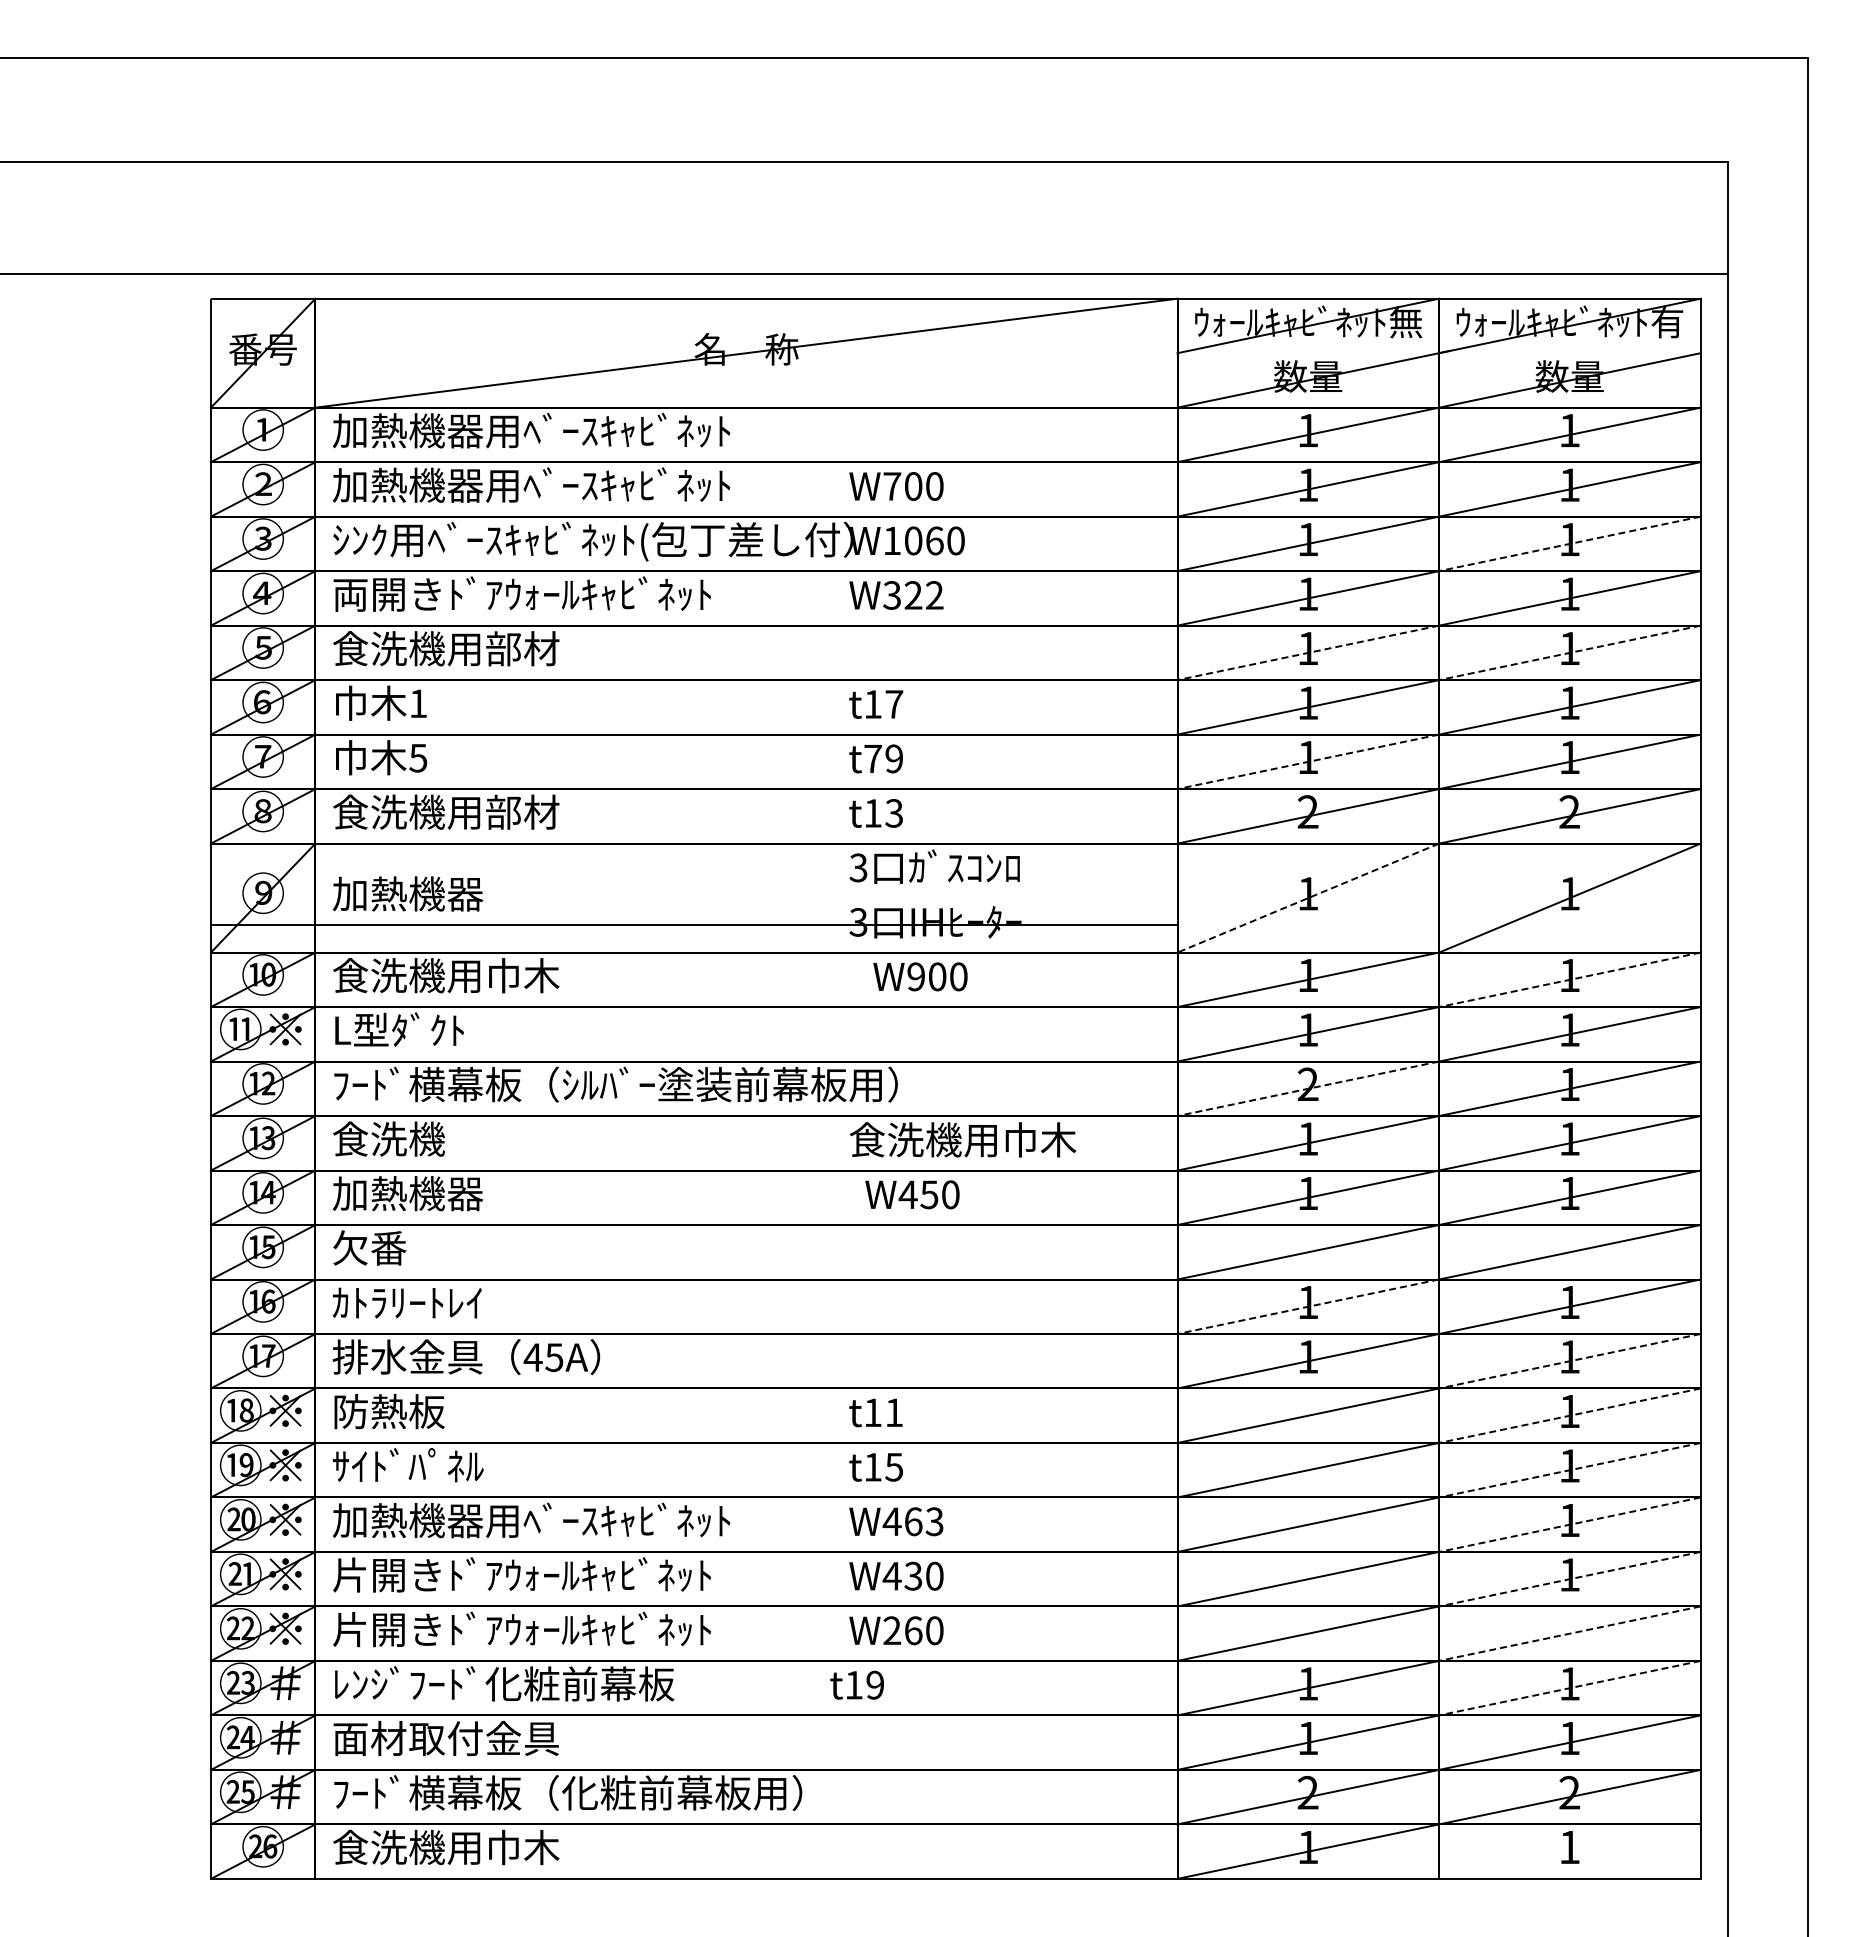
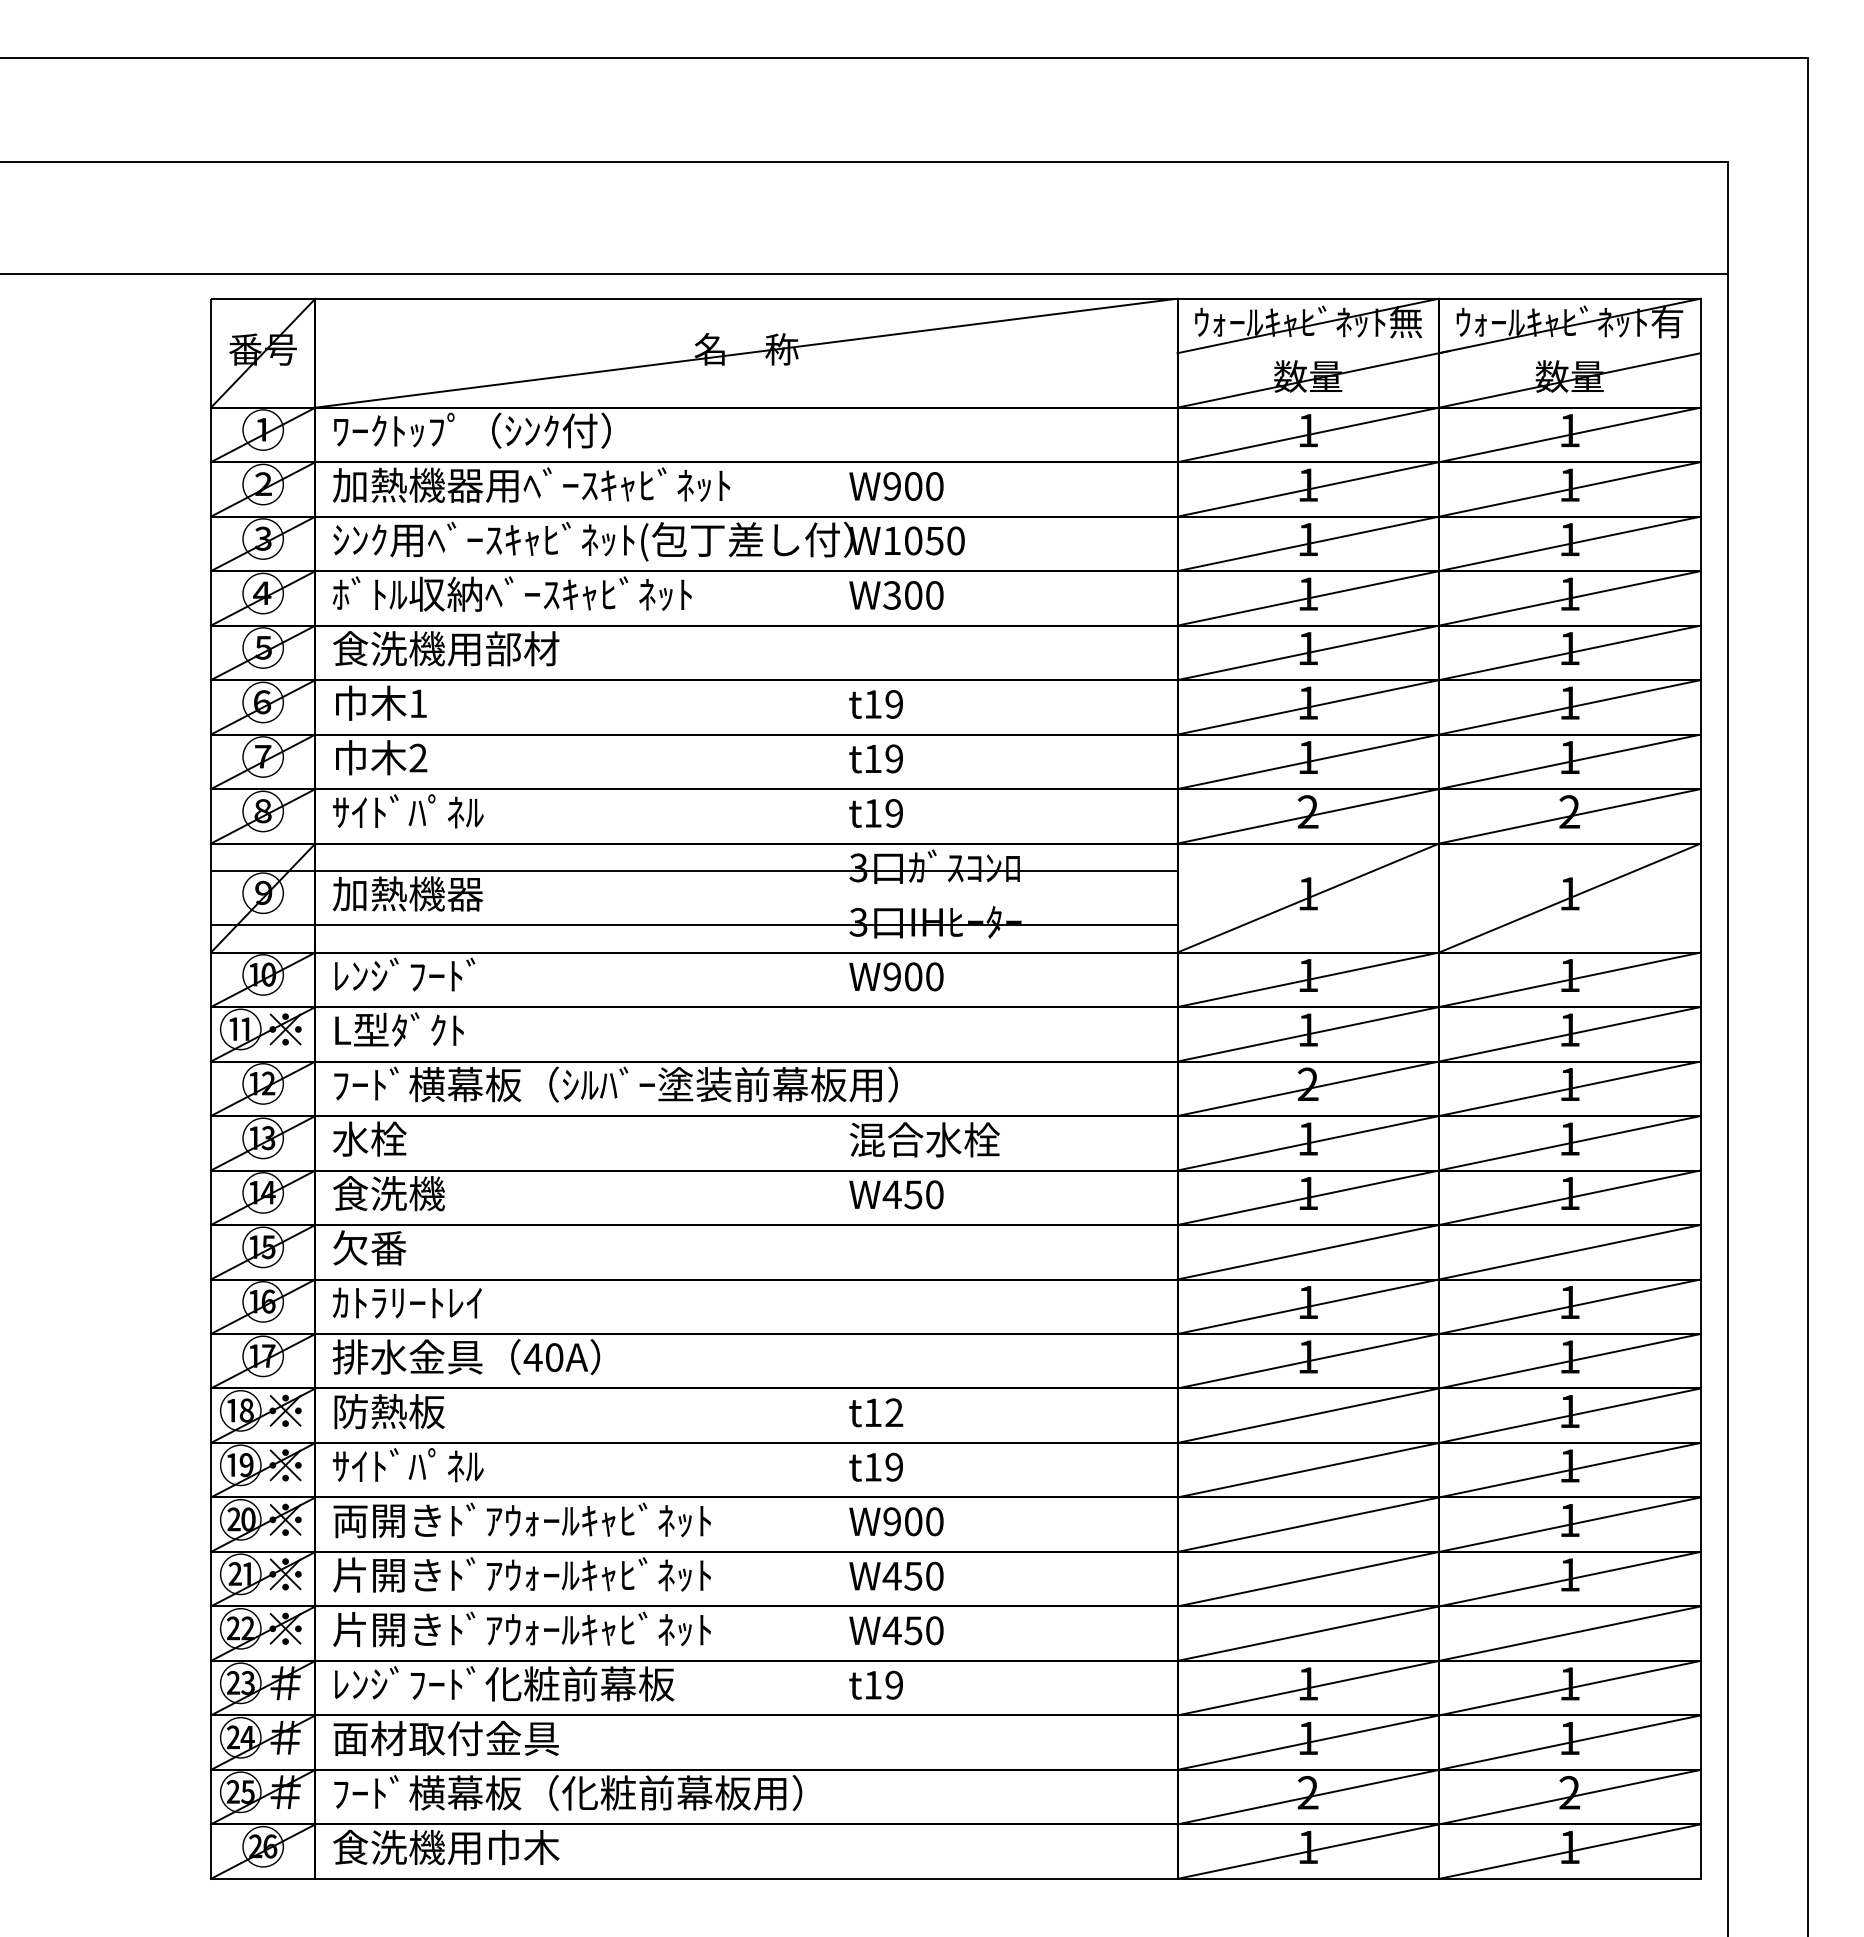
text: 加熱機器用ﾍﾞｰｽｷｬﾋﾞﾈｯﾄ -> ﾜｰｸﾄｯﾌﾟ（ｼﾝｸ付） (531, 430)
text: W700 -> W900 (892, 486)
text: W1060 -> W1050 (934, 540)
line: dashed -> solid (1569, 543)
text: 両開きﾄﾞｱｳｫｰﾙｷｬﾋﾞﾈｯﾄ -> ﾎﾞﾄﾙ収納ﾍﾞｰｽｷｬﾋﾞﾈｯﾄ (521, 593)
text: W322 -> W300 (923, 595)
line: dashed -> solid (1308, 652)
line: dashed -> solid (1569, 652)
text: t17 -> t19 (894, 704)
text: 5 -> 2 (418, 757)
text: t79 -> t19 (872, 758)
line: dashed -> solid (1308, 761)
text: 食洗機用部材 -> ｻｲﾄﾞﾊﾟﾈﾙ (445, 811)
text: t13 -> t19 (893, 813)
line: none -> present (693, 870)
line: dashed -> solid (1308, 898)
text: 食洗機用巾木 -> ﾚﾝｼﾞﾌｰﾄﾞ (446, 975)
text position: (920, 976) -> (896, 976) (896, 976)
line: dashed -> solid (1569, 979)
line: dashed -> solid (1308, 1088)
text: 食洗機 -> 水栓 (388, 1138)
text: 食洗機用巾木 -> 混合水栓 (963, 1139)
text: 加熱機器 -> 食洗機 (407, 1193)
text position: (912, 1194) -> (896, 1194) (896, 1194)
line: dashed -> solid (1308, 1306)
text: 45A -> 40A (554, 1357)
line: dashed -> solid (1569, 1361)
text: t11 -> t12 (894, 1412)
line: dashed -> solid (1569, 1415)
text: t15 -> t19 (893, 1466)
line: dashed -> solid (1569, 1470)
text: 加熱機器用ﾍﾞｰｽｷｬﾋﾞﾈｯﾄ -> 両開きﾄﾞｱｳｫｰﾙｷｬﾋﾞﾈｯﾄ (531, 1520)
text: W463 -> W900 (912, 1521)
line: dashed -> solid (1569, 1524)
text: W430 -> W450 (913, 1575)
line: dashed -> solid (1569, 1579)
text: W260 -> W450 (902, 1630)
line: dashed -> solid (1569, 1633)
text position: (856, 1684) -> (875, 1684) (875, 1684)
line: dashed -> solid (1569, 1688)
line: none -> present (1569, 1851)
